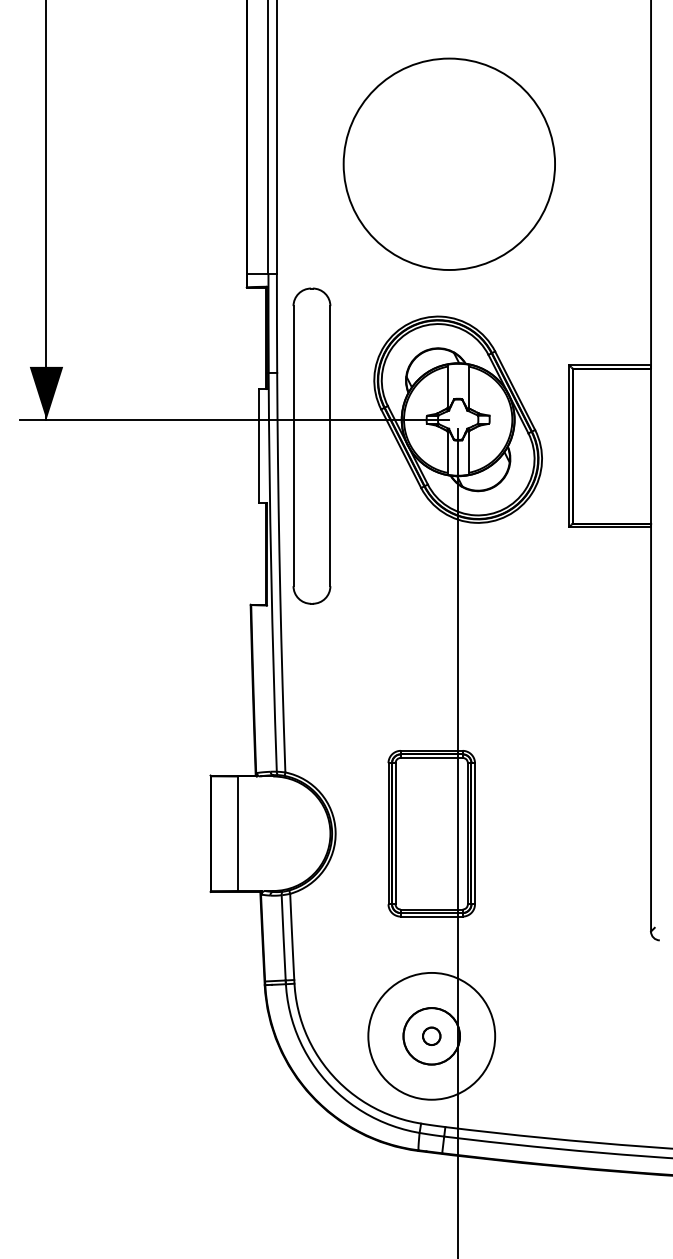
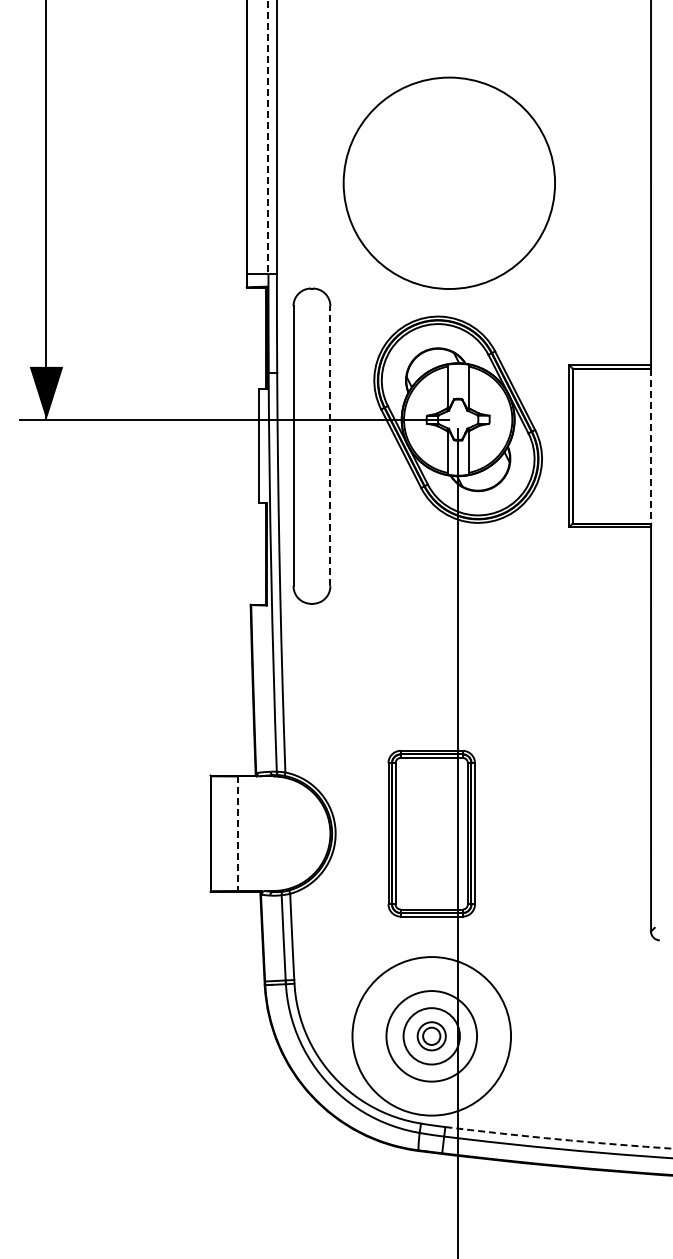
line: solid -> dashed (268, 137)
circle position: (448, 163) -> (448, 182) (448, 182)
line: solid -> dashed (330, 445)
line: solid -> dashed (651, 446)
line: solid -> dashed (237, 834)
circle diameter: 127 px -> 159 px (431, 1036)
circle diameter: 18 px -> 28 px (431, 1036)
circle diameter: 57 px -> 91 px (431, 1036)
arc: solid -> dashed (559, 1139)
